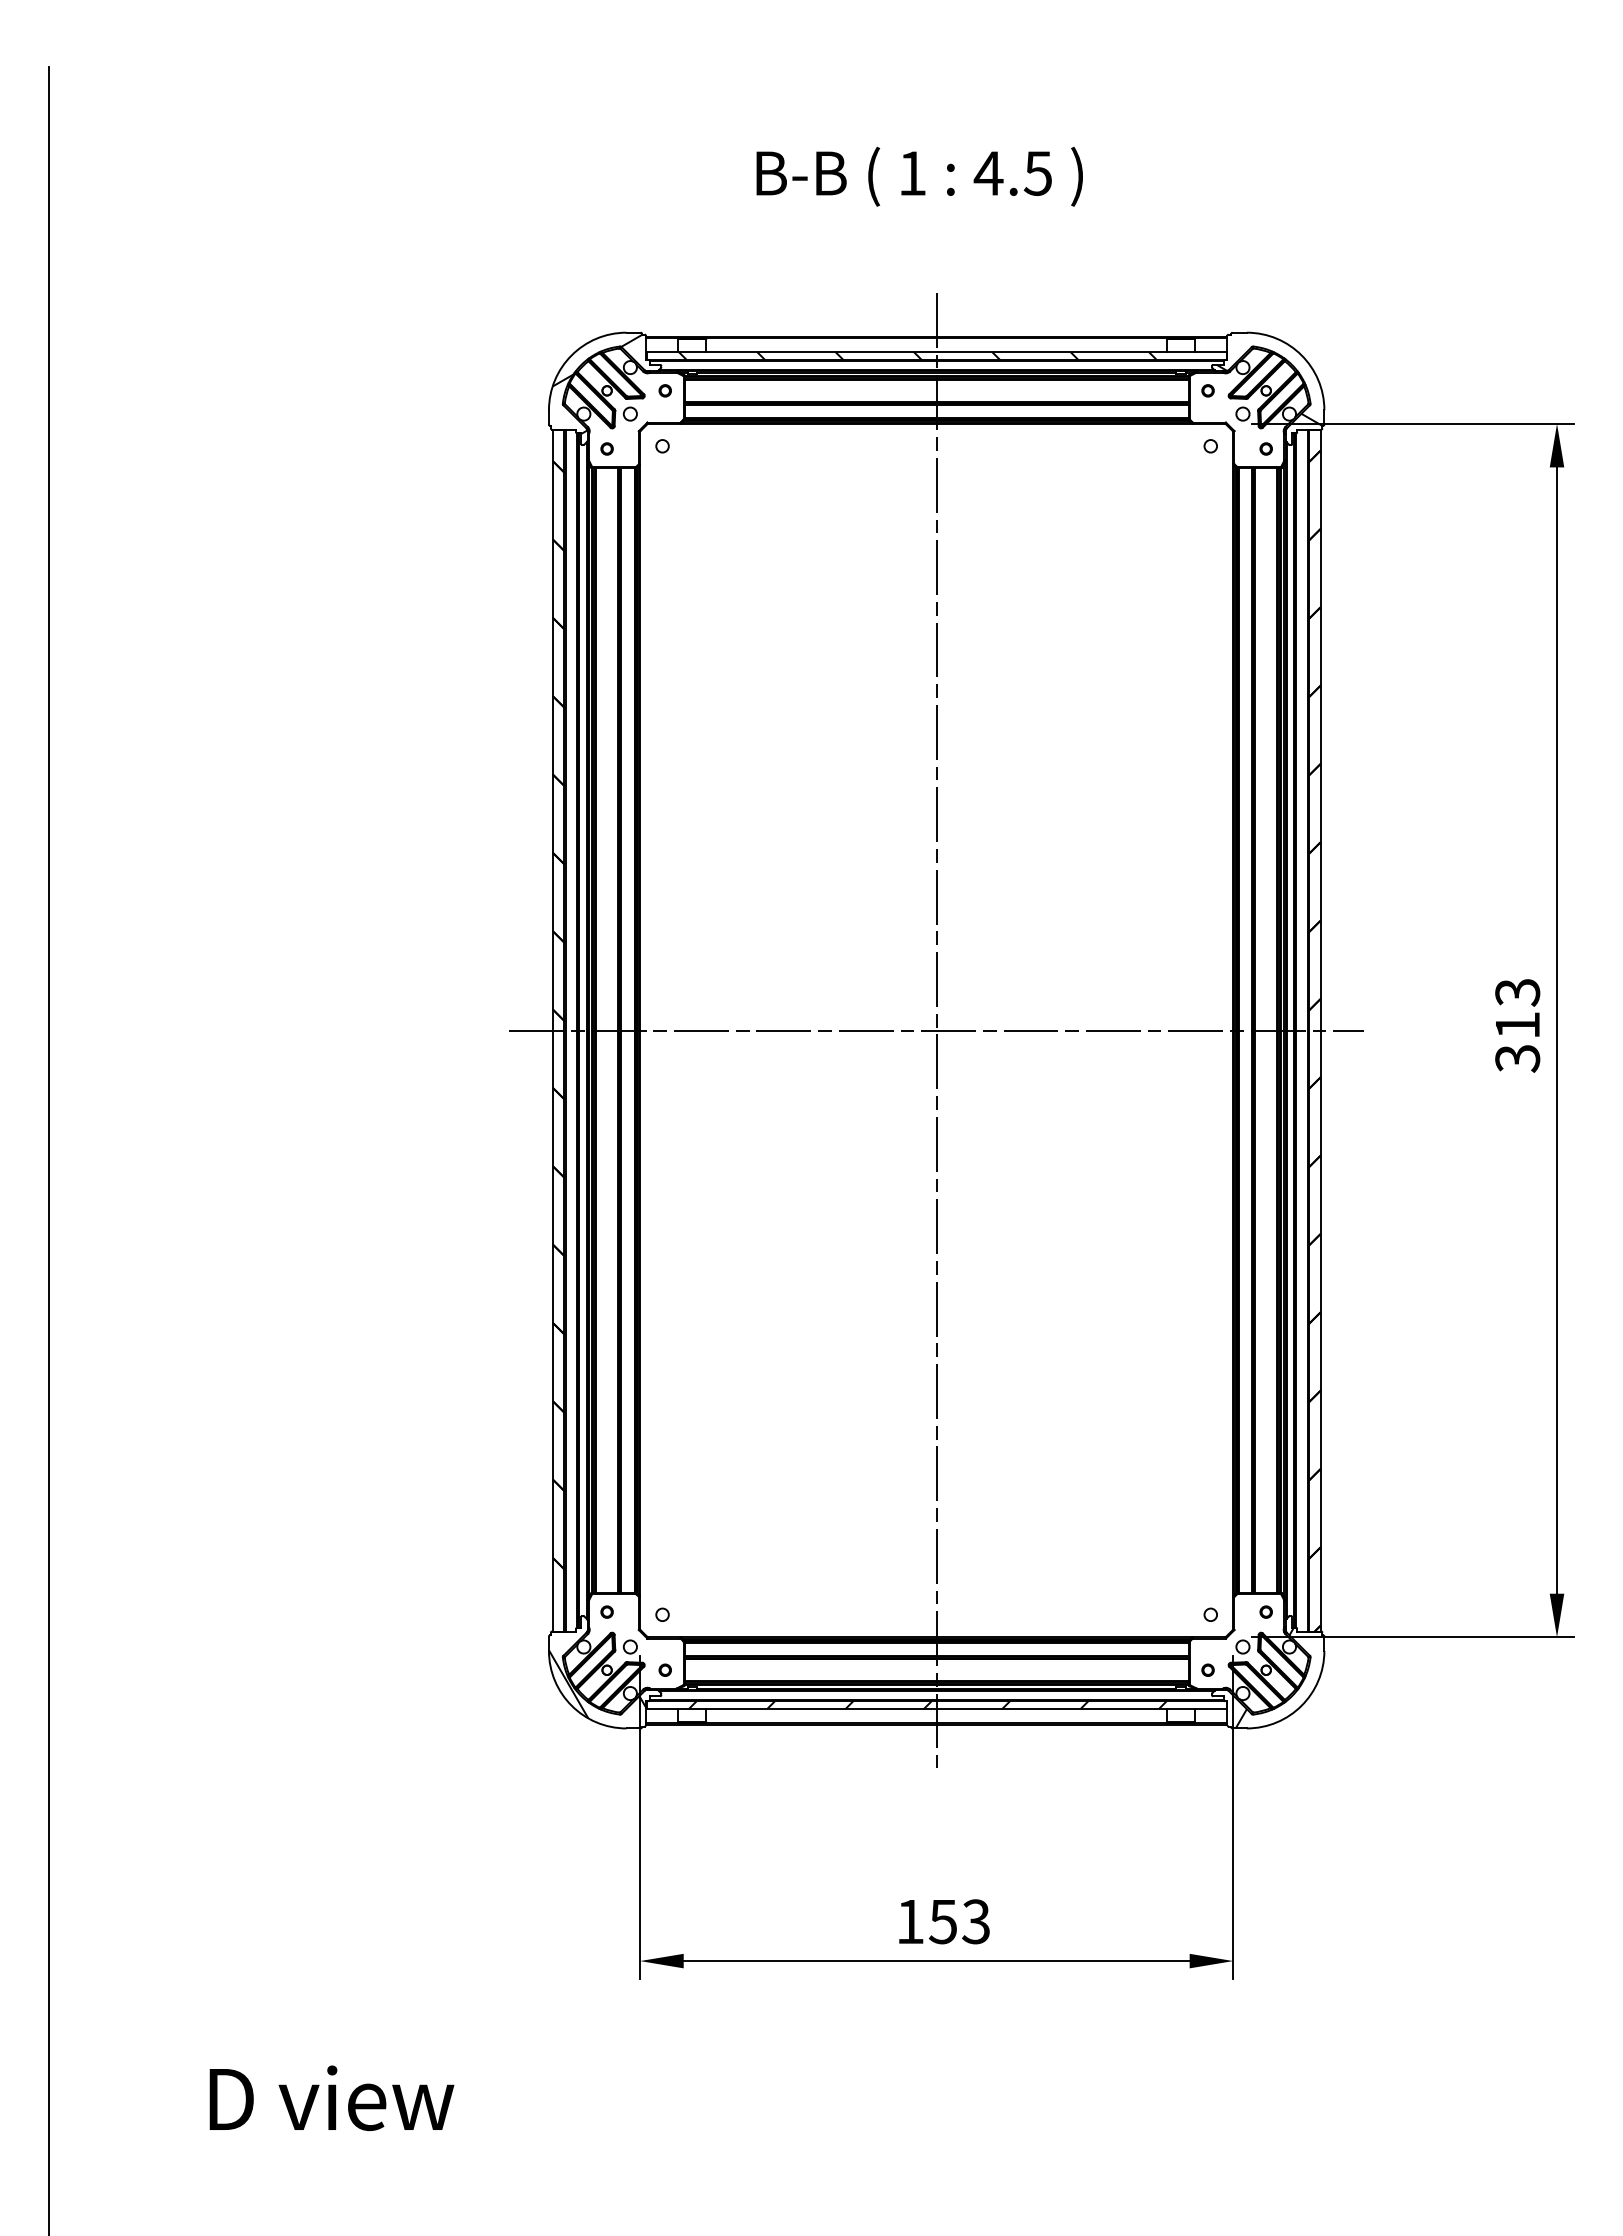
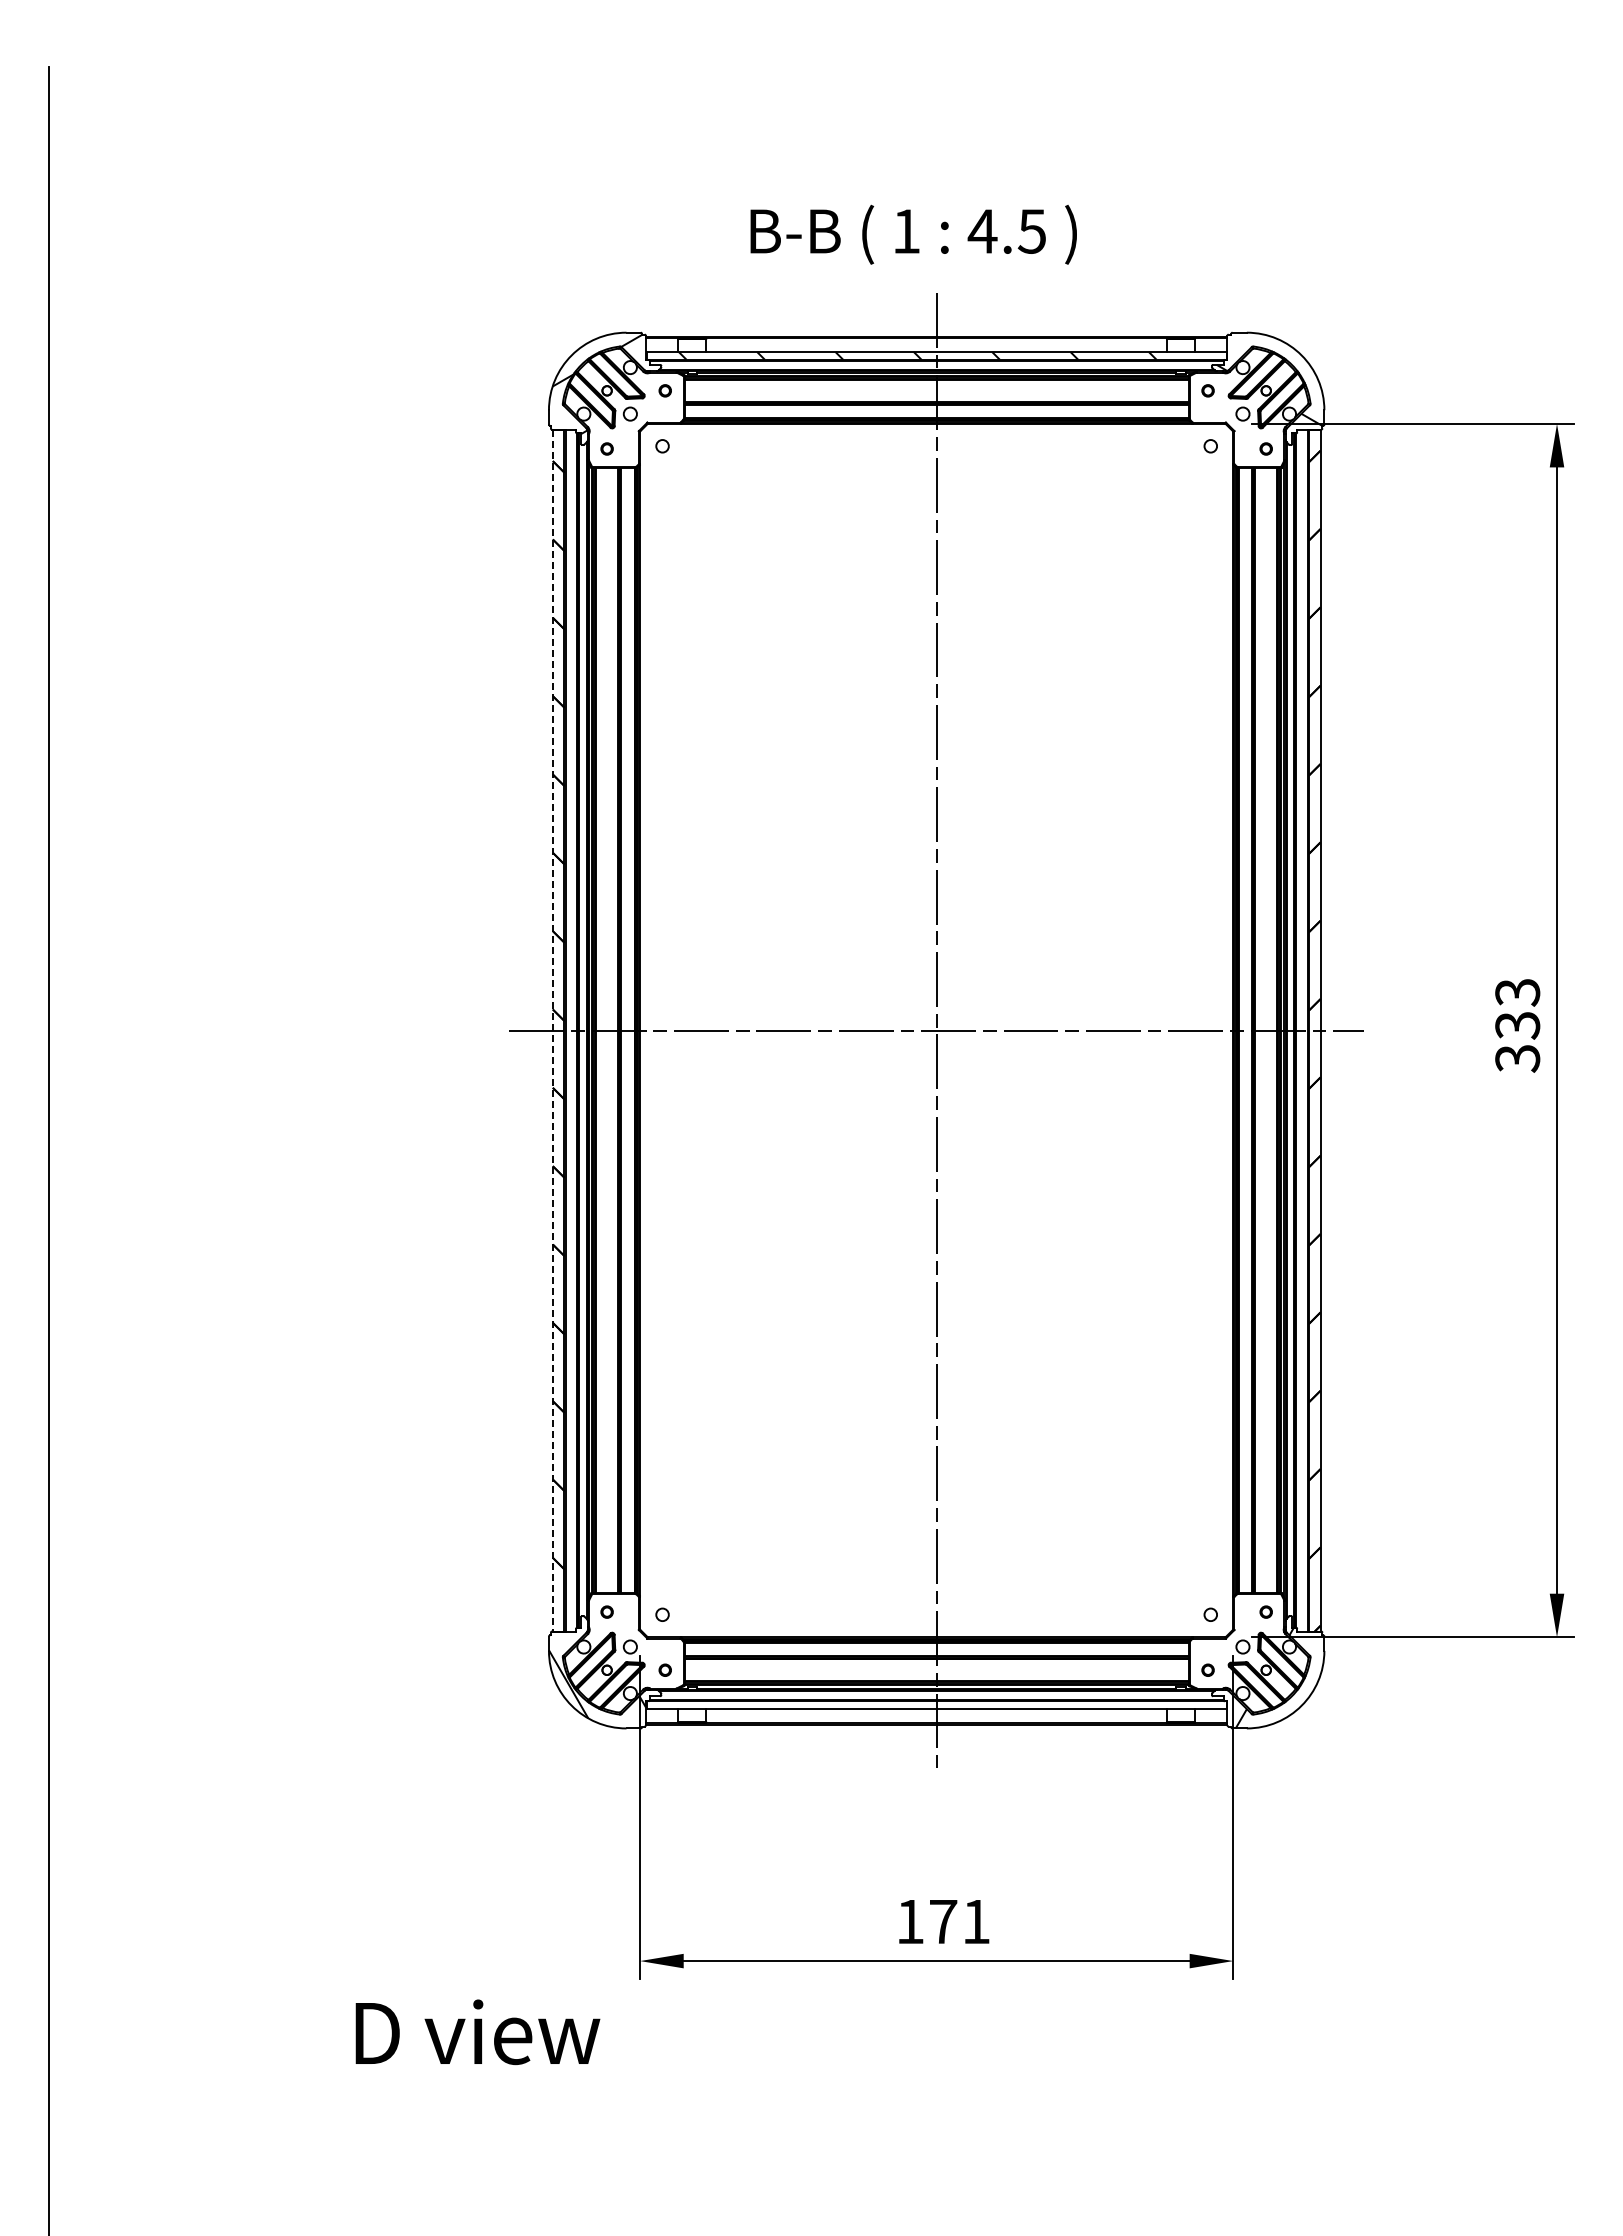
text position: (919, 176) -> (913, 234) (913, 234)
text: 313 -> 333 (1517, 1025)
line: solid -> dashed (552, 1030)
hatch: present -> none (927, 1705)
text: 153 -> 171 (958, 1921)
text position: (331, 2098) -> (477, 2032) (477, 2032)
